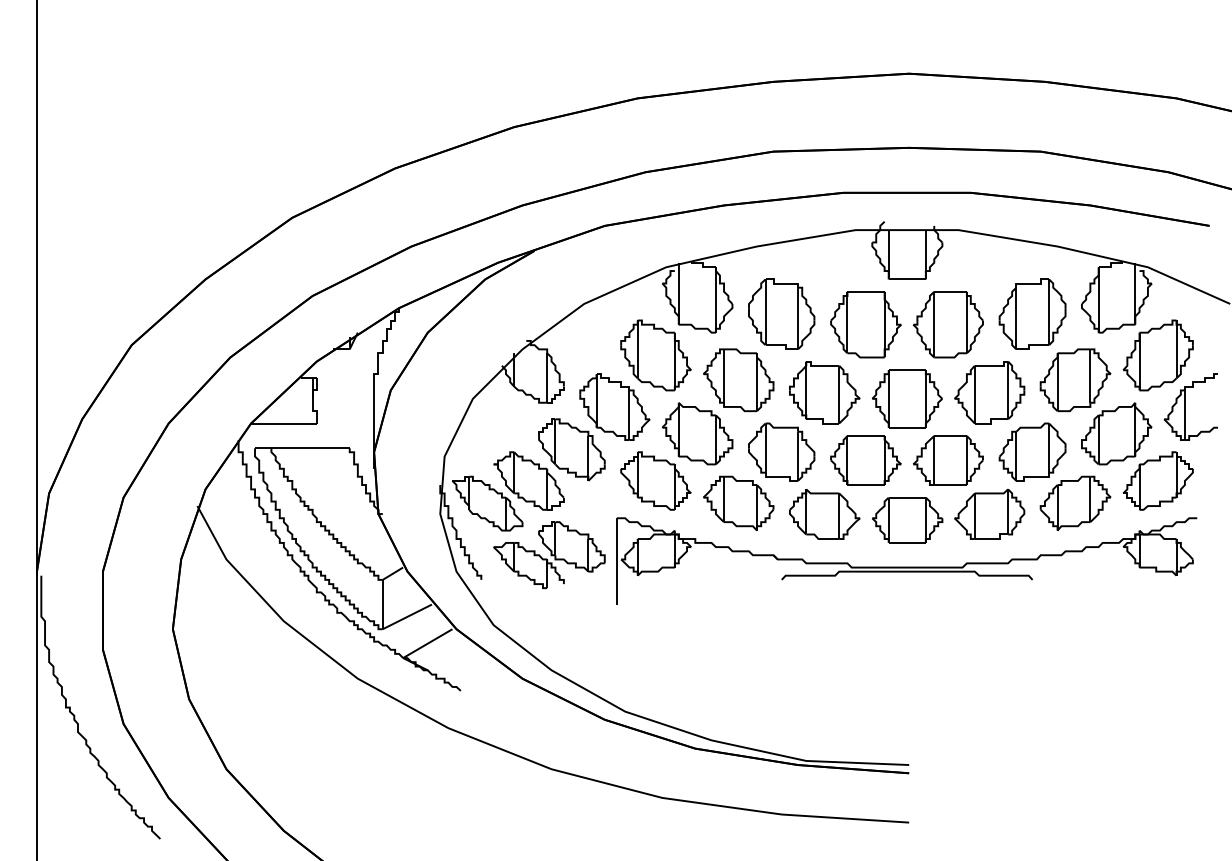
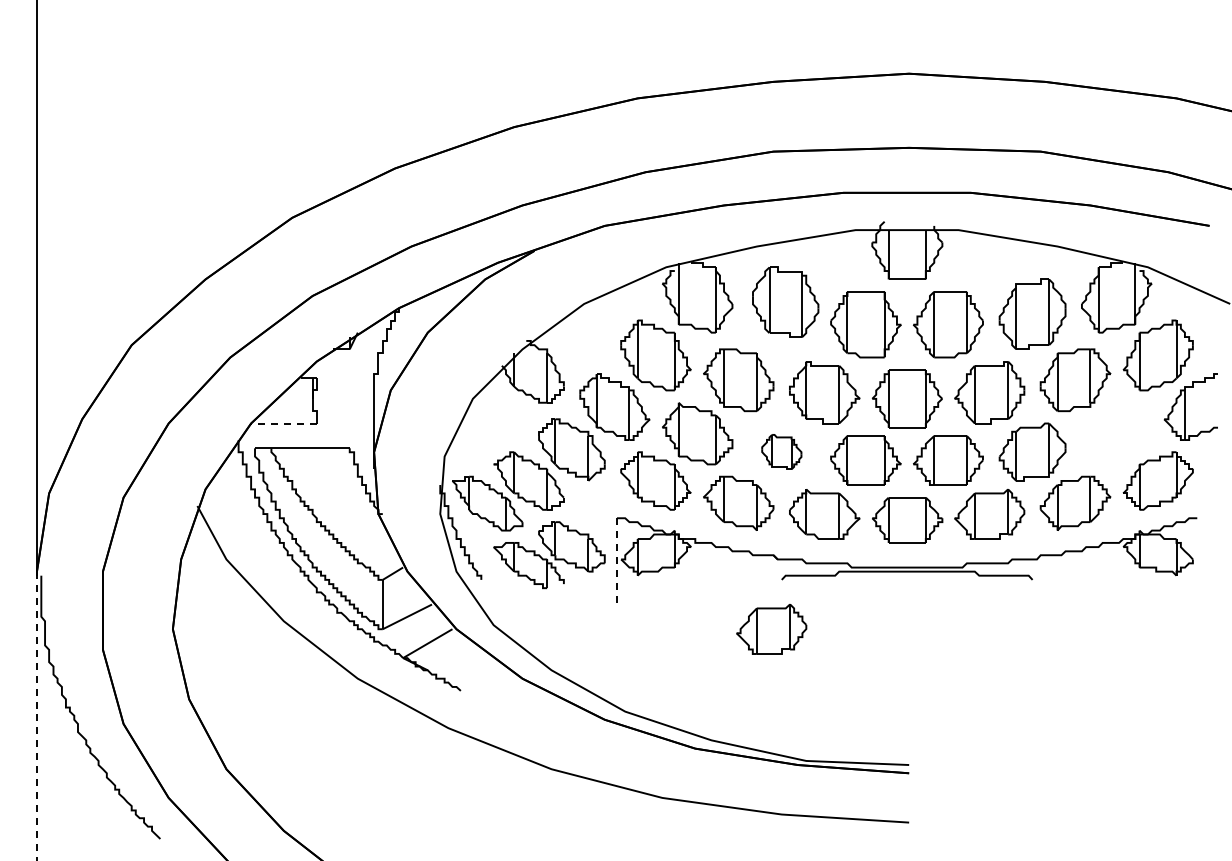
part position: (781, 313) -> (785, 301) (785, 301)
line: solid -> dashed (283, 423)
part: present -> none (1116, 433)
part size: 68x60 px -> 42x36 px (781, 451)
line: solid -> dashed (616, 561)
part: none -> present (771, 629)
line: solid -> dashed (36, 716)
